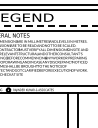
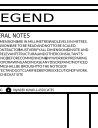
line: dashed -> solid (49, 25)
line position: (77, 108) -> (89, 108) (89, 108)
